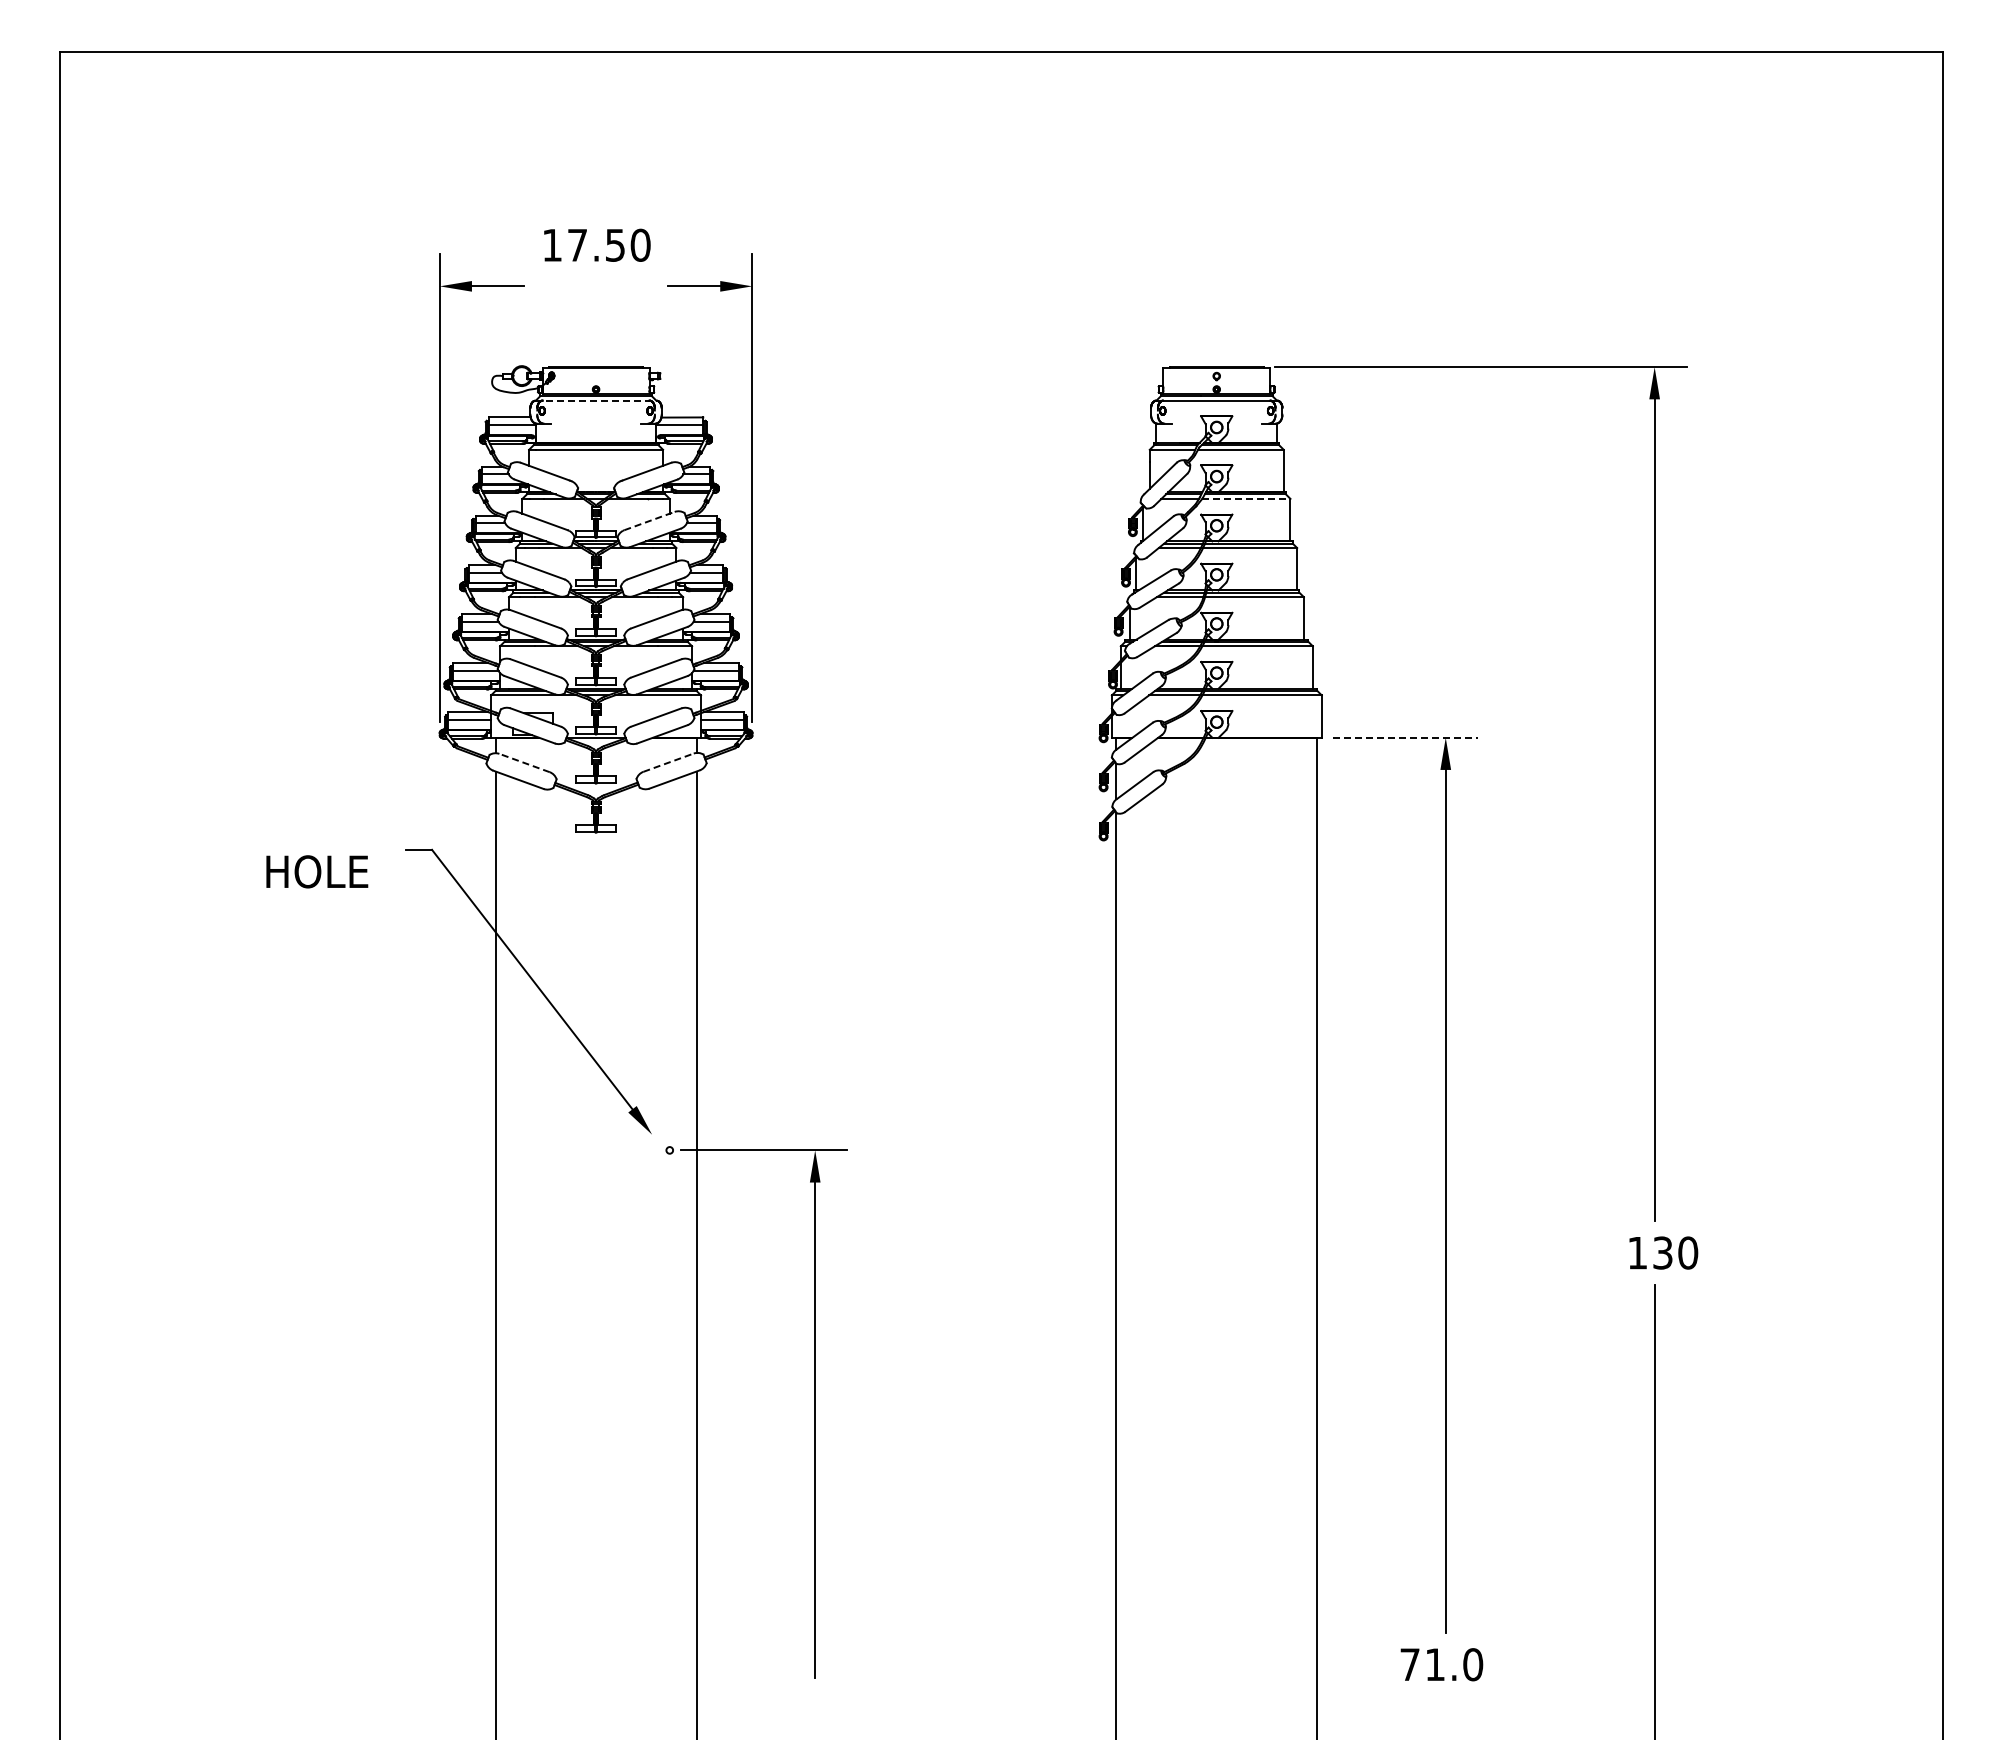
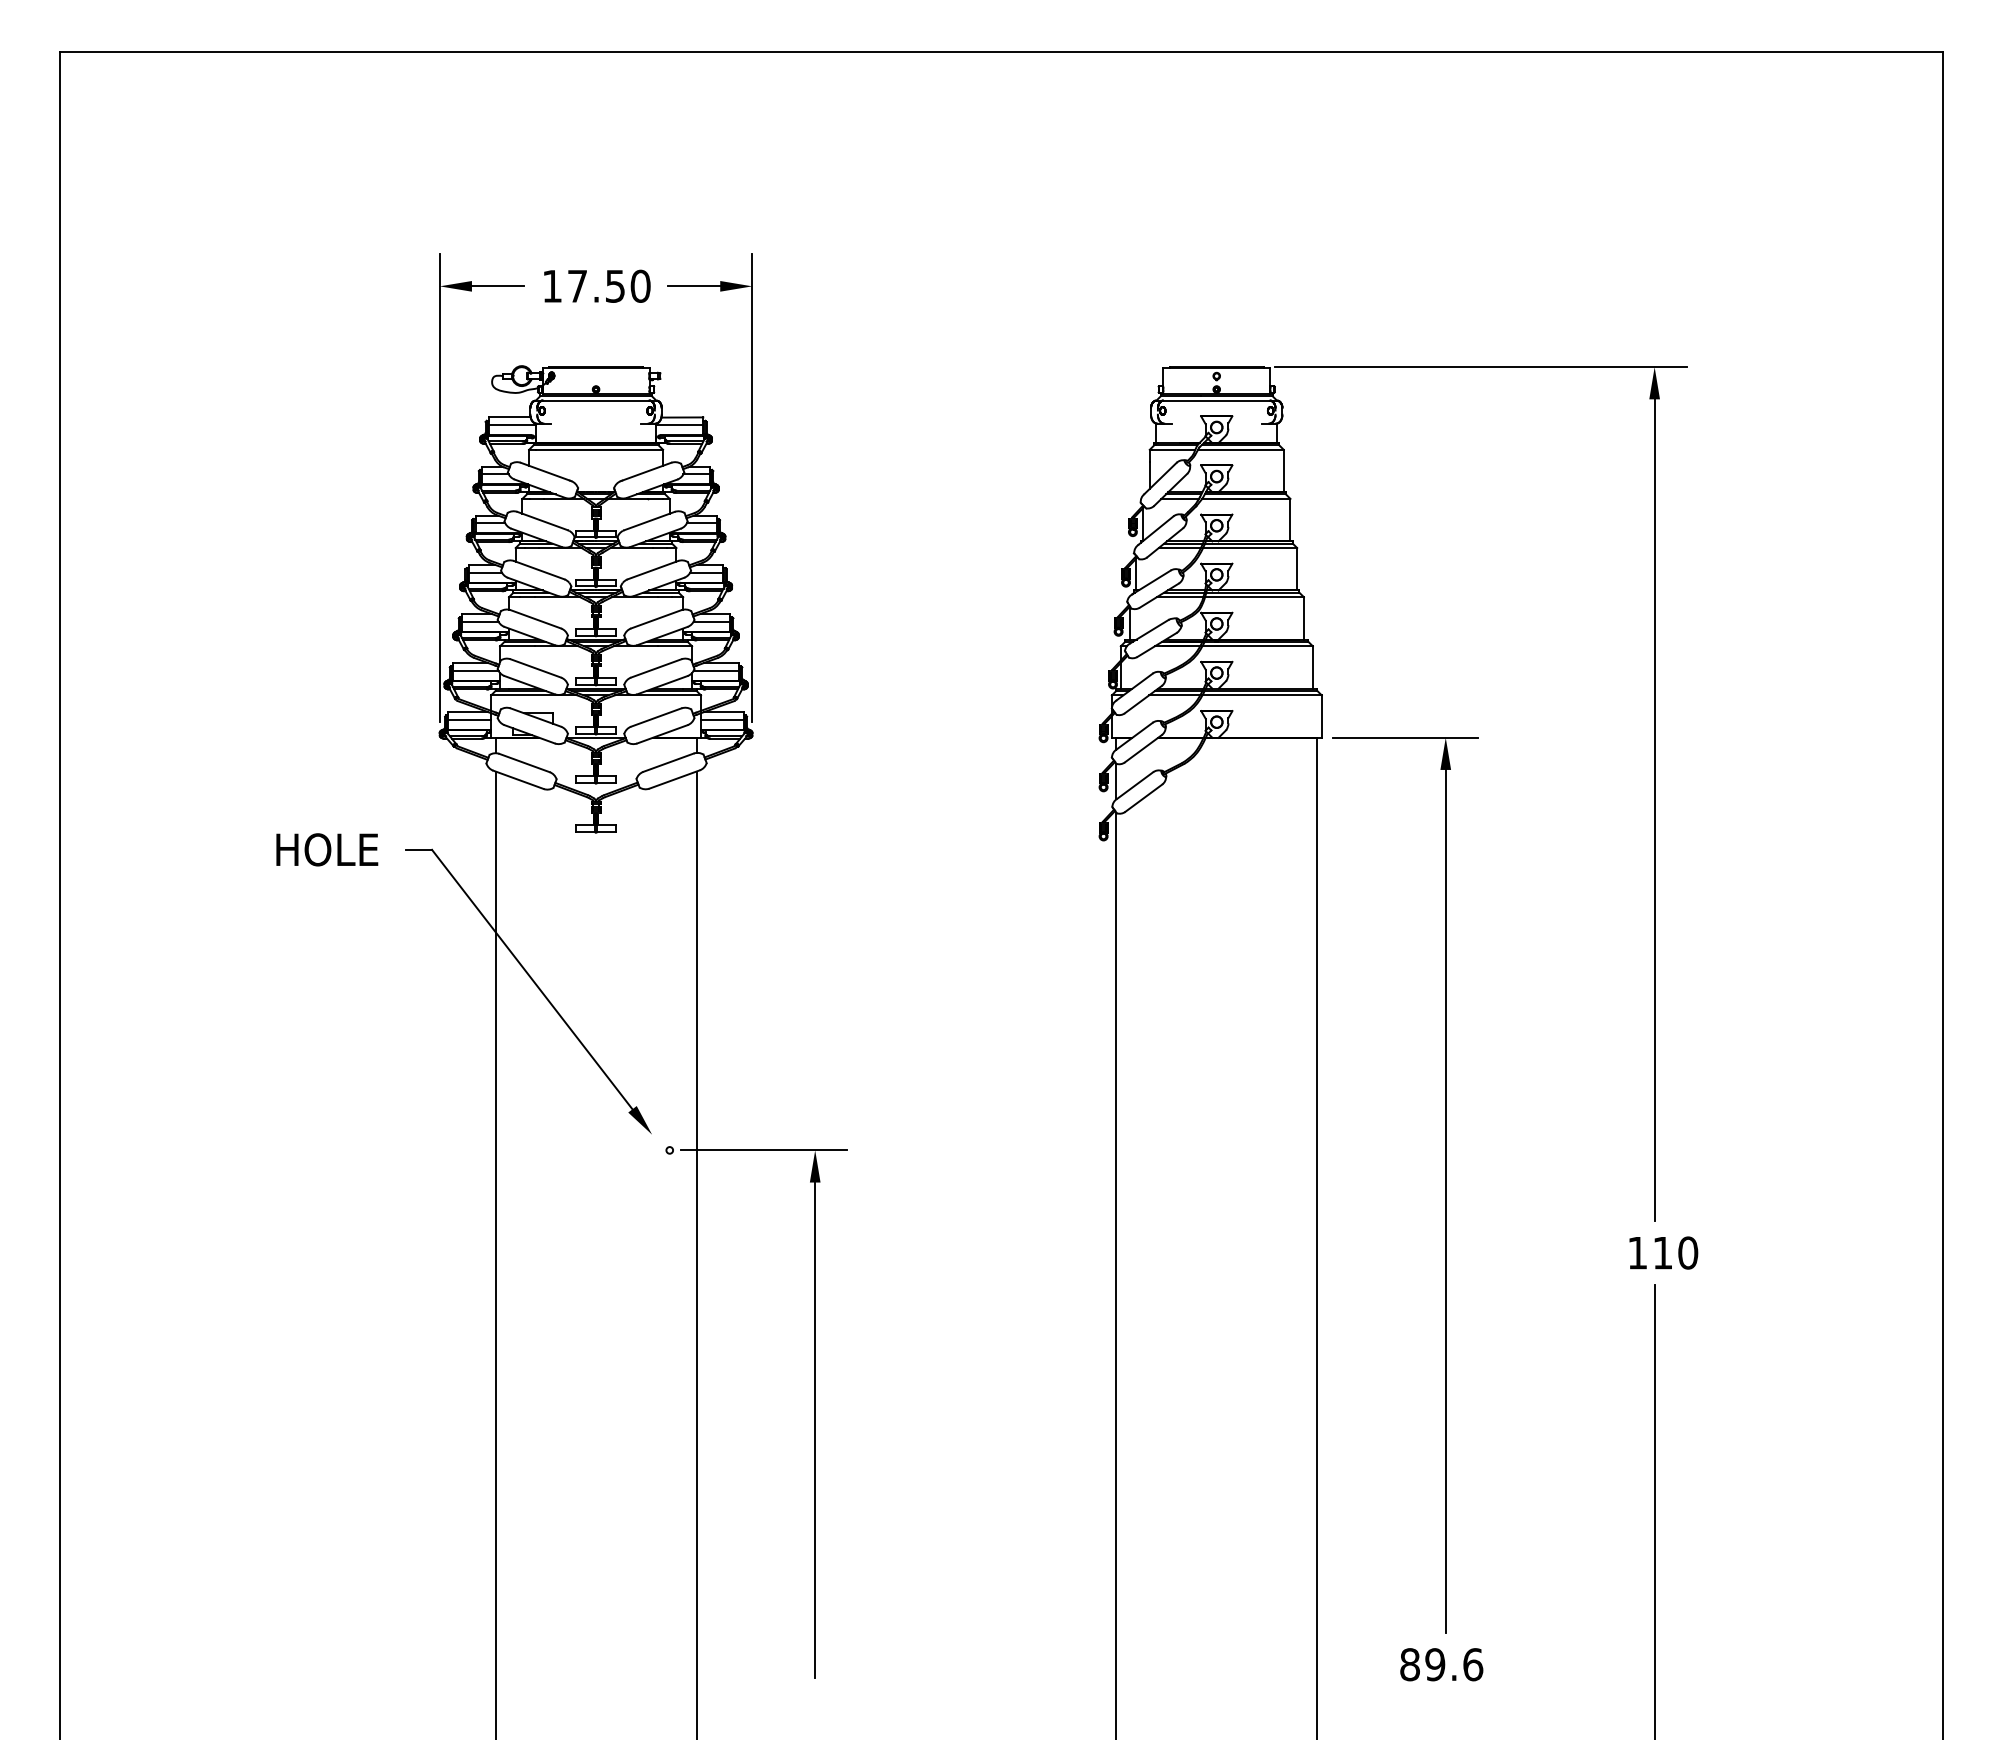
text position: (597, 244) -> (597, 285) (597, 285)
line: dashed -> solid (596, 400)
line: dashed -> solid (1246, 498)
line: dashed -> solid (649, 521)
line: dashed -> solid (1405, 737)
line: dashed -> solid (668, 762)
line: dashed -> solid (524, 763)
text position: (317, 871) -> (327, 849) (327, 849)
text: 130 -> 110 (1662, 1252)
text: 71.0 -> 89.6 (1441, 1664)
